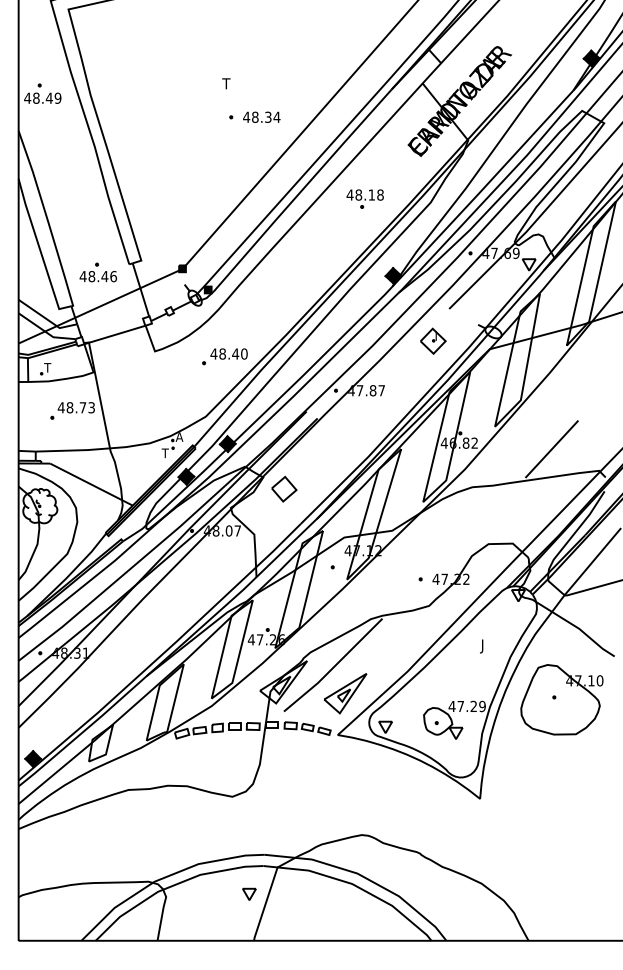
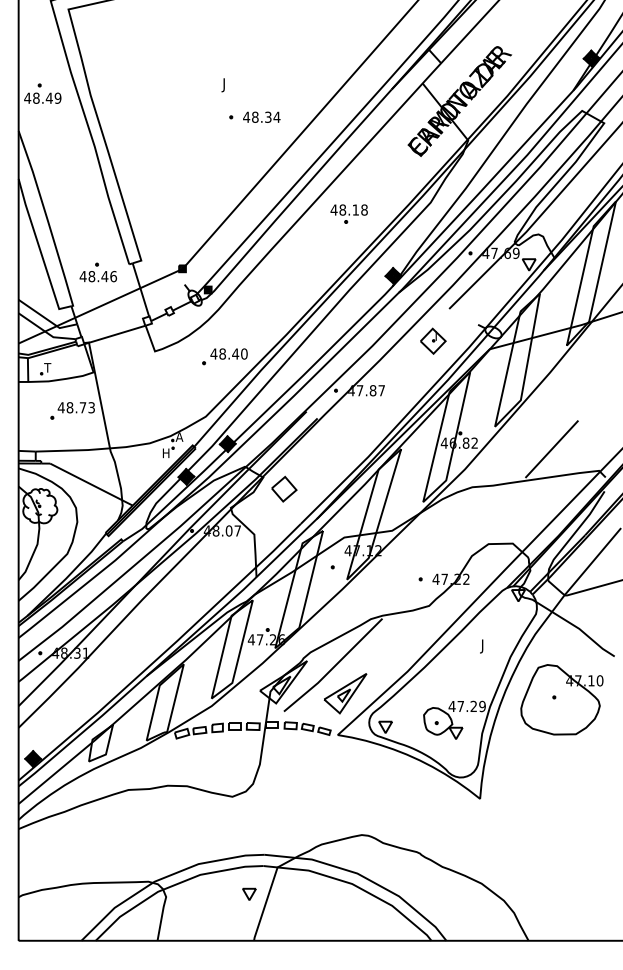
text: T -> J (225, 85)
part position: (364, 198) -> (348, 213) (348, 213)
text: T -> H (165, 453)
